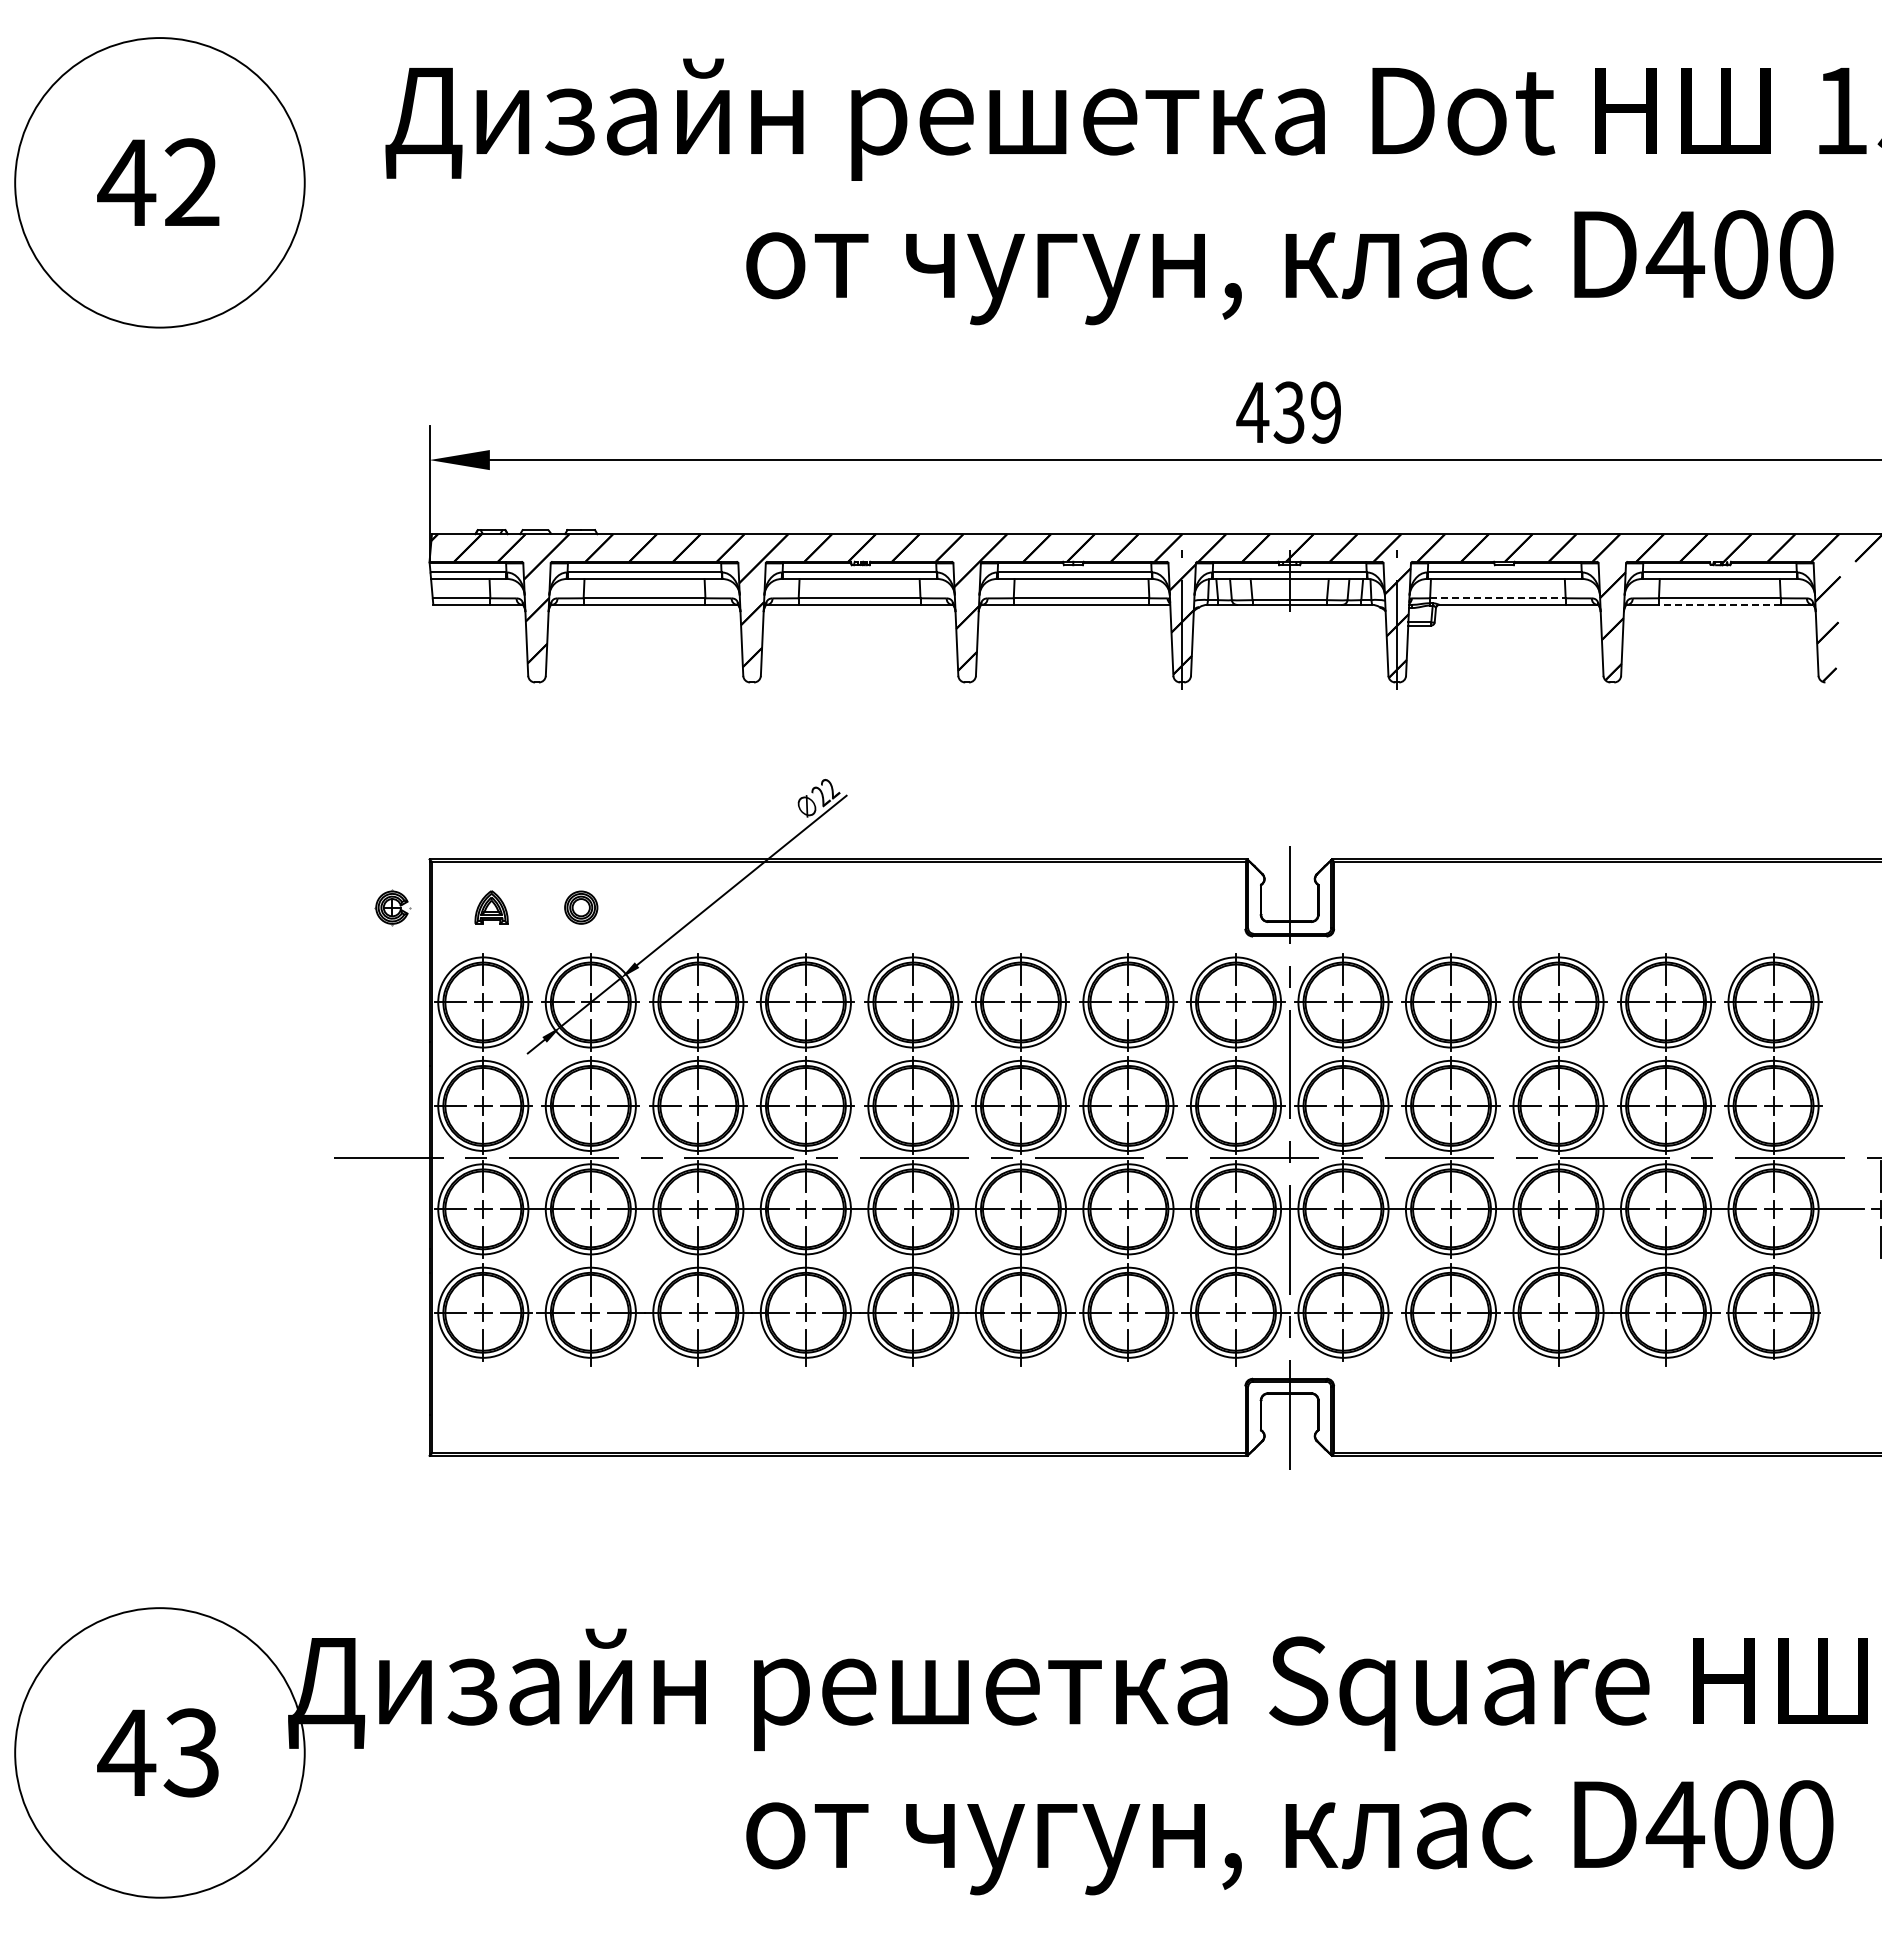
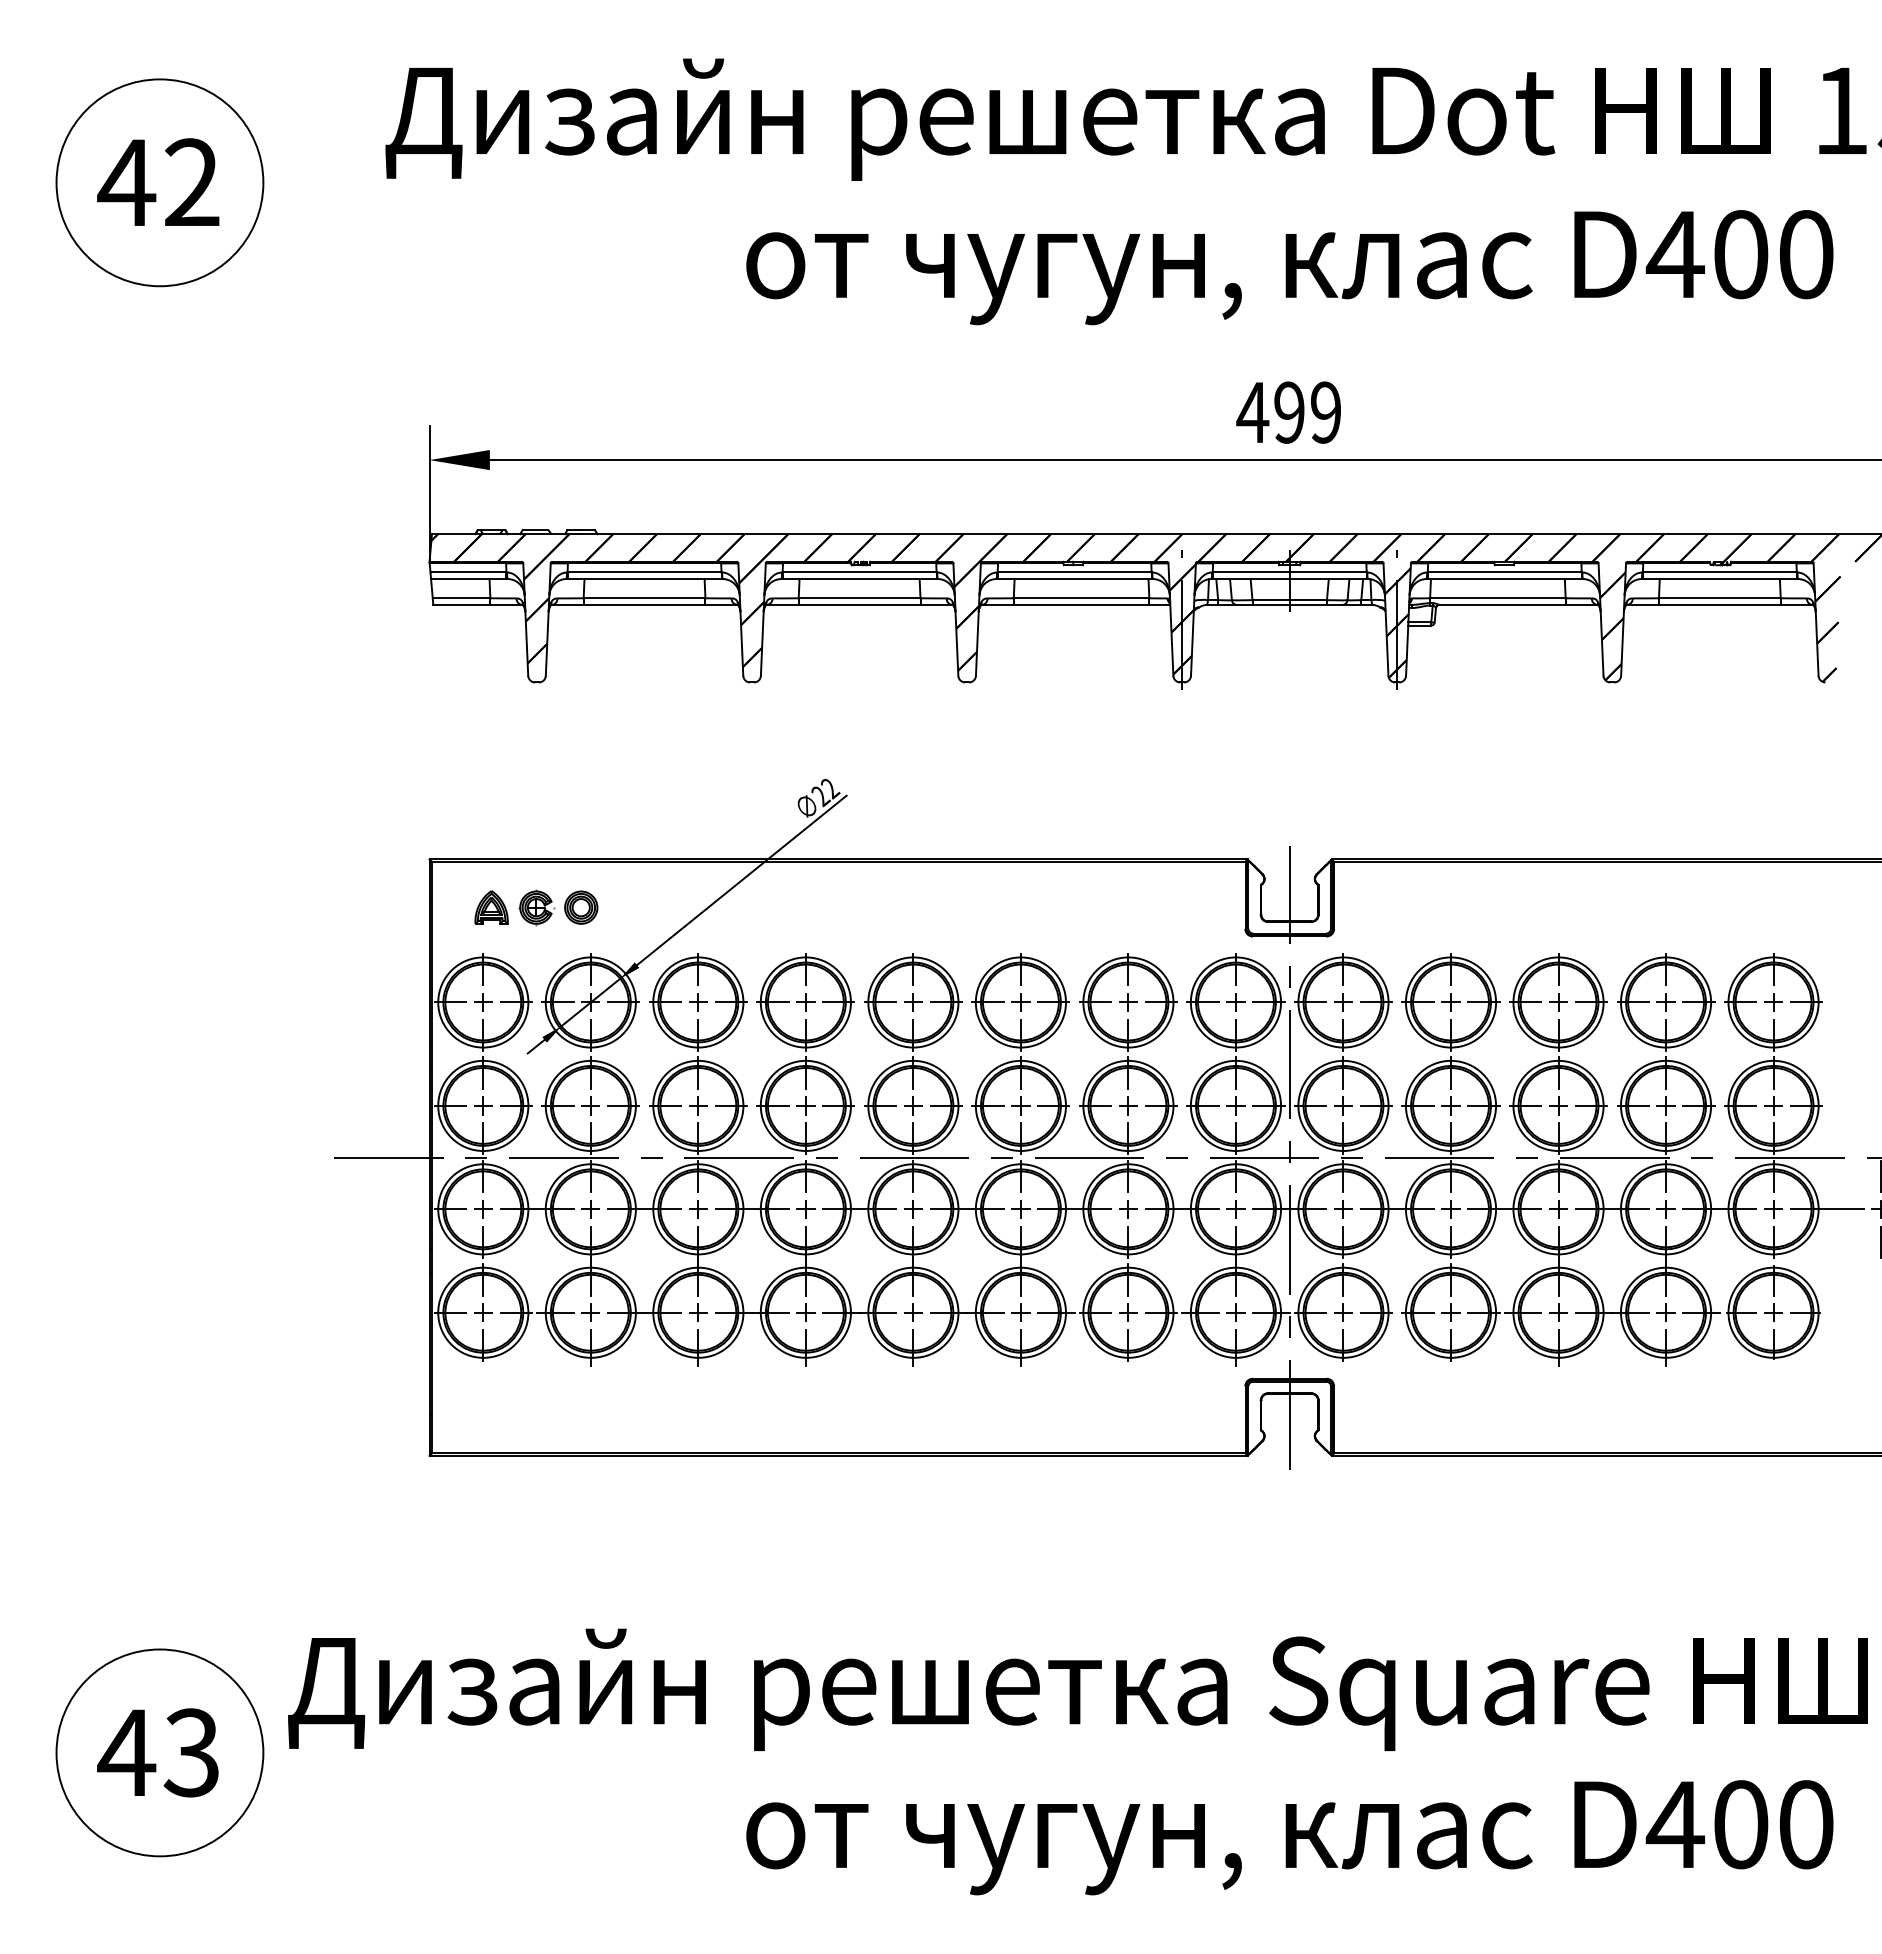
circle diameter: 290 px -> 207 px (159, 182)
text: 439 -> 499 (1288, 412)
line: dashed -> solid (1497, 598)
line: dashed -> solid (1719, 604)
part position: (392, 907) -> (536, 907) (536, 907)
circle diameter: 290 px -> 207 px (159, 1752)
